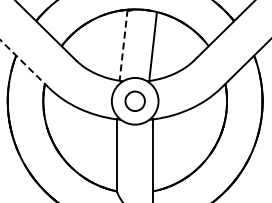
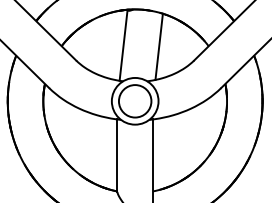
line: dashed -> solid (123, 45)
line position: (152, 45) -> (158, 46) (158, 46)
line: dashed -> solid (24, 63)
circle diameter: 19 px -> 32 px (134, 101)
